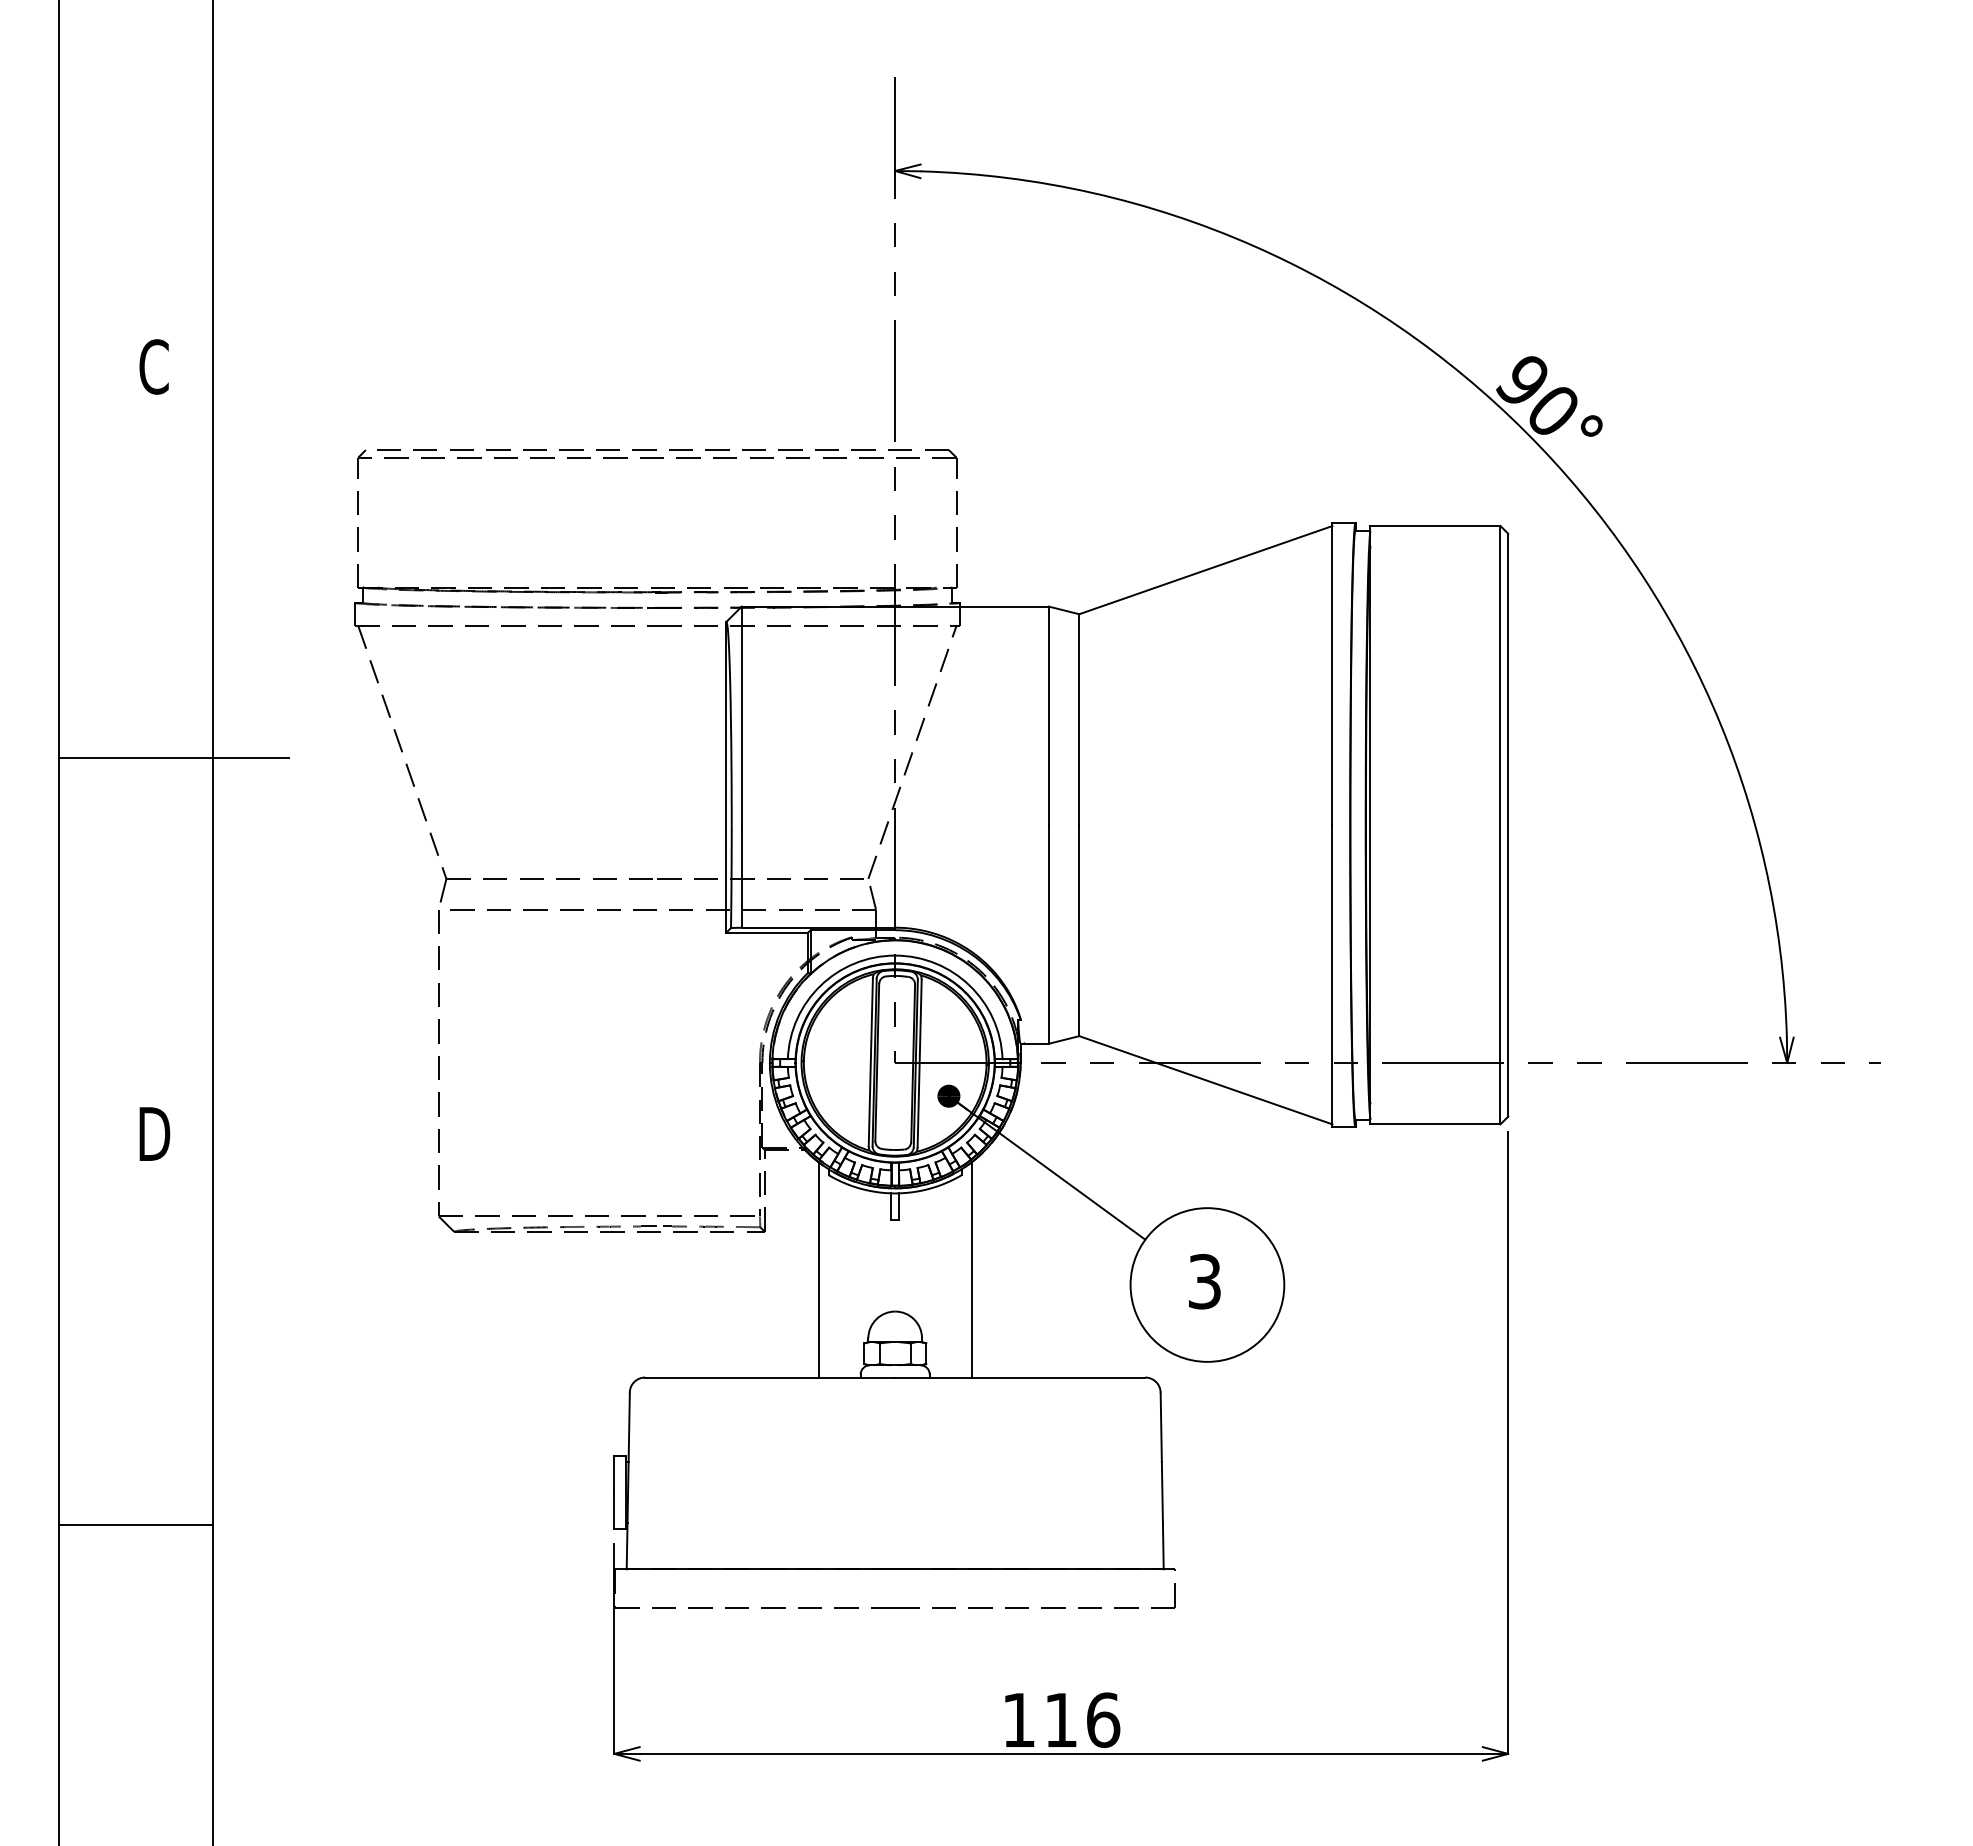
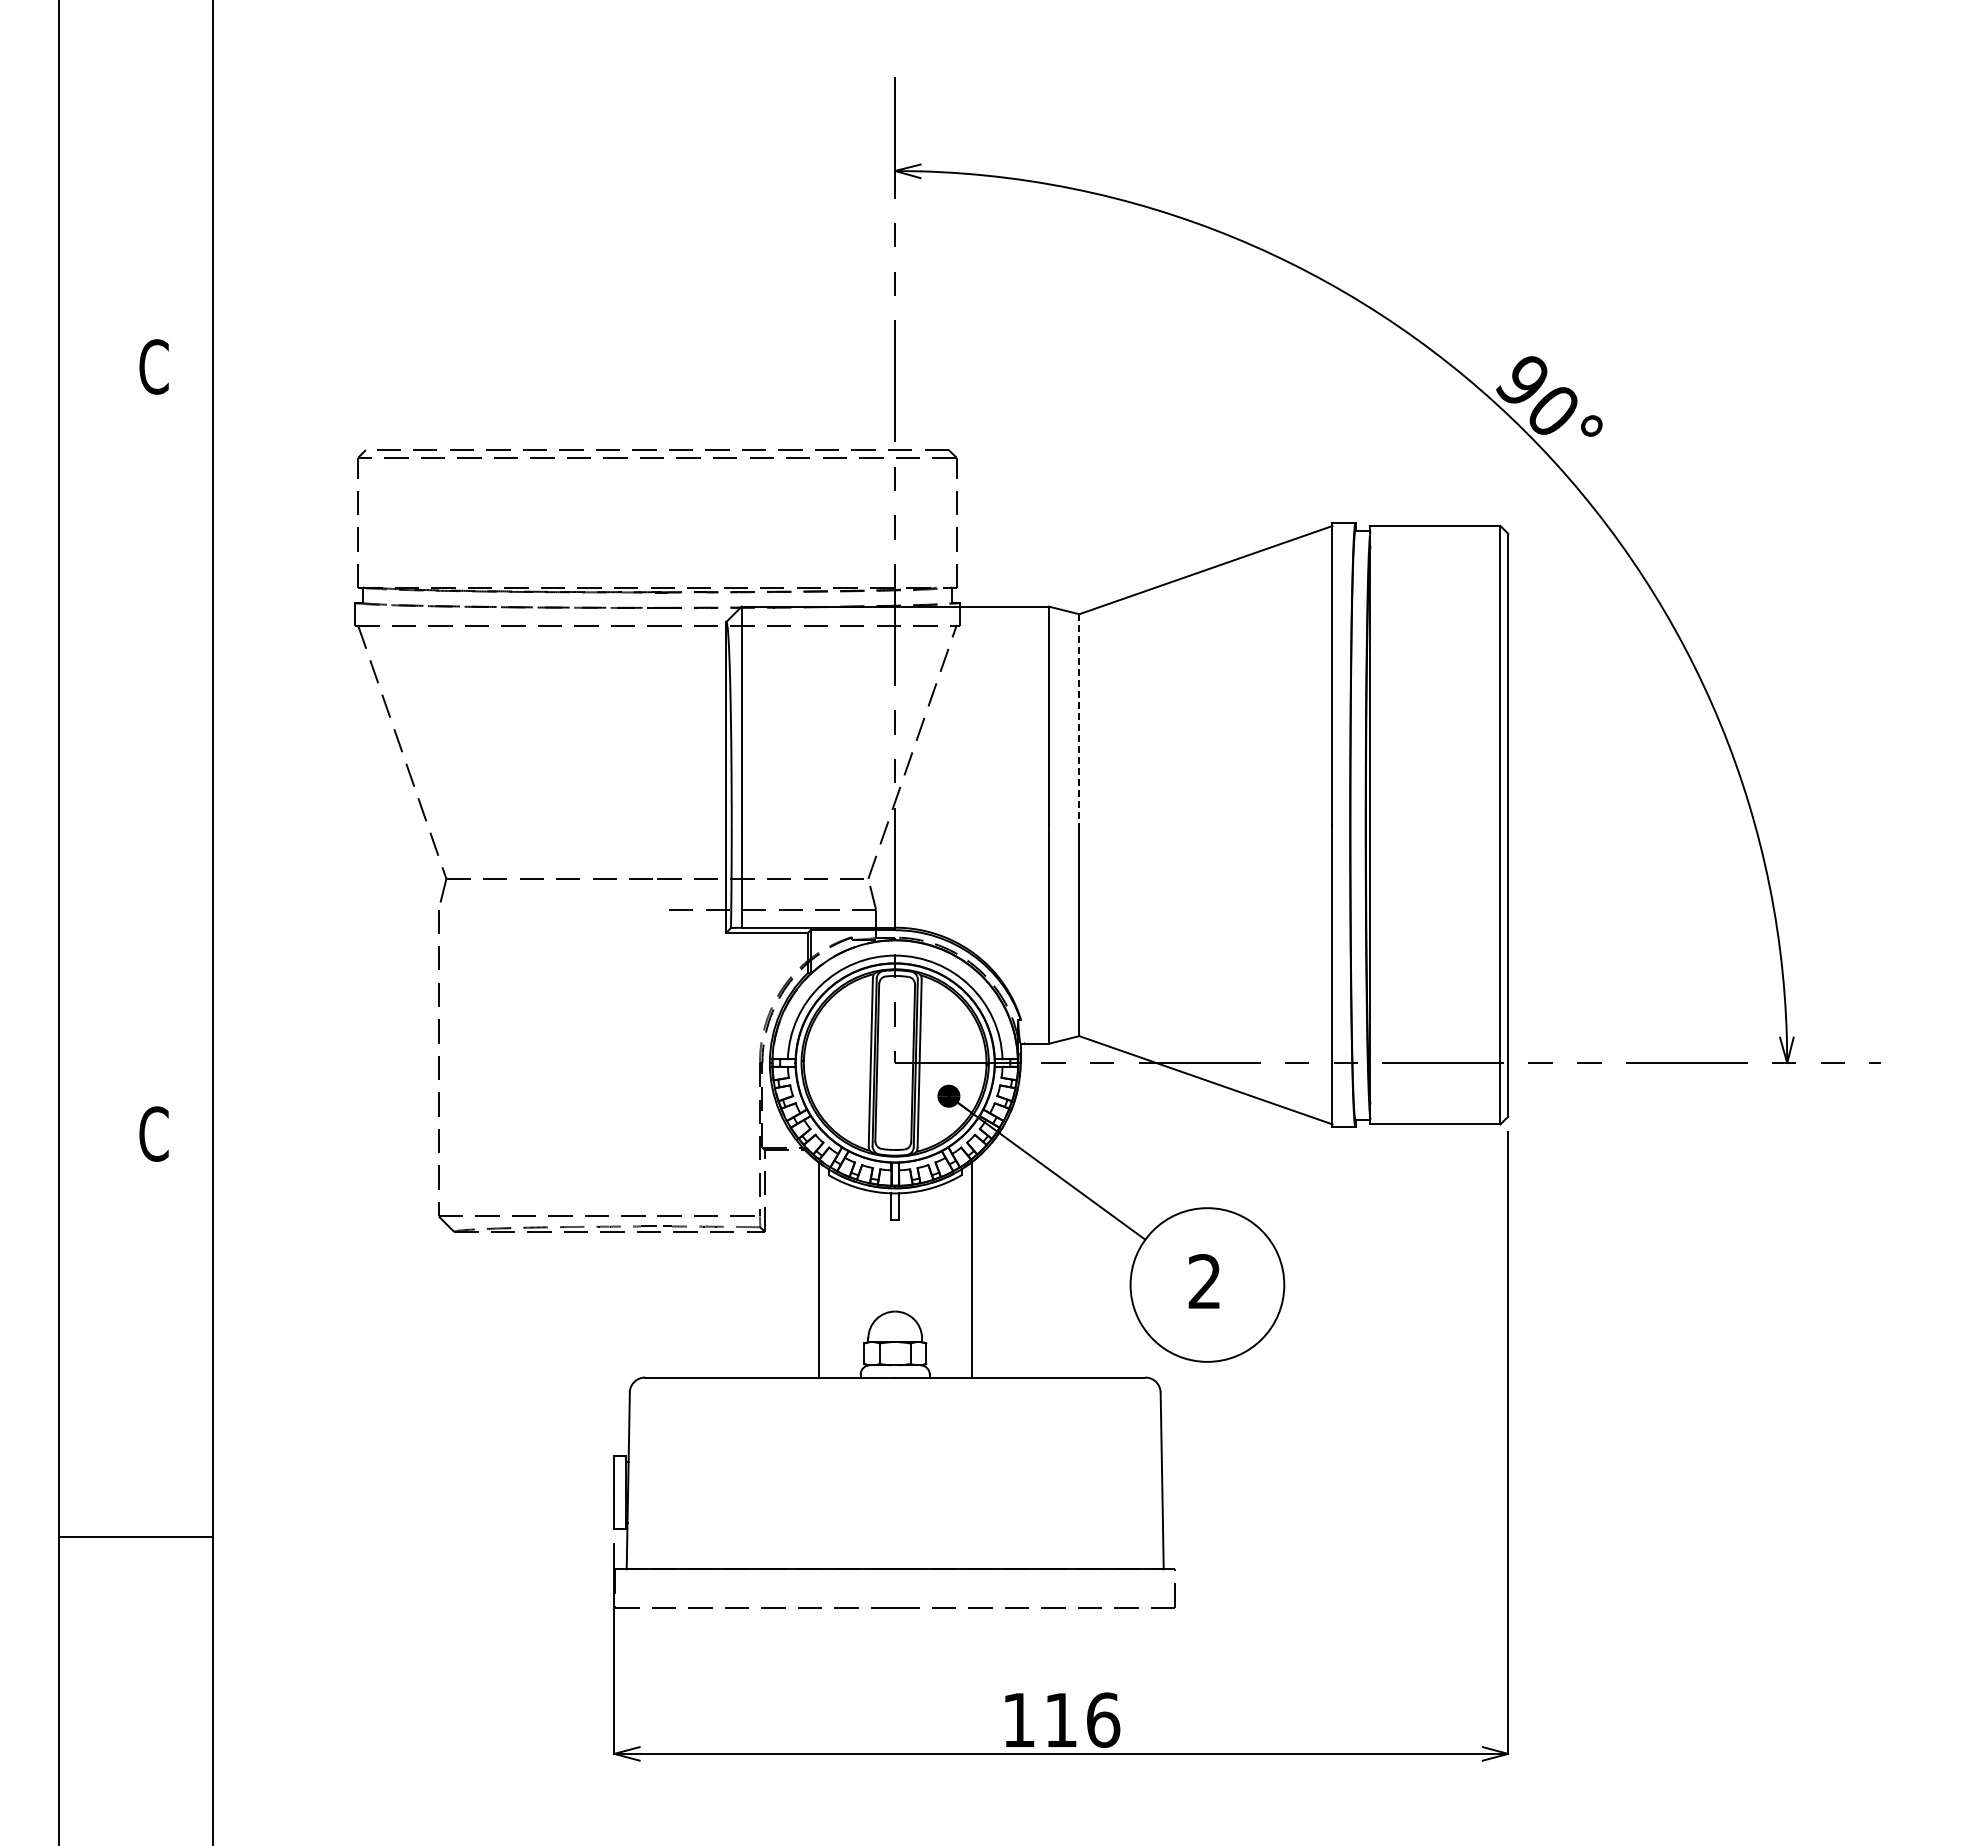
line: solid -> dashed (1079, 720)
line: present -> none (174, 758)
line: present -> none (547, 909)
text: D -> C (154, 1133)
text: 3 -> 2 (1204, 1281)
line position: (135, 1525) -> (135, 1537) (135, 1537)
